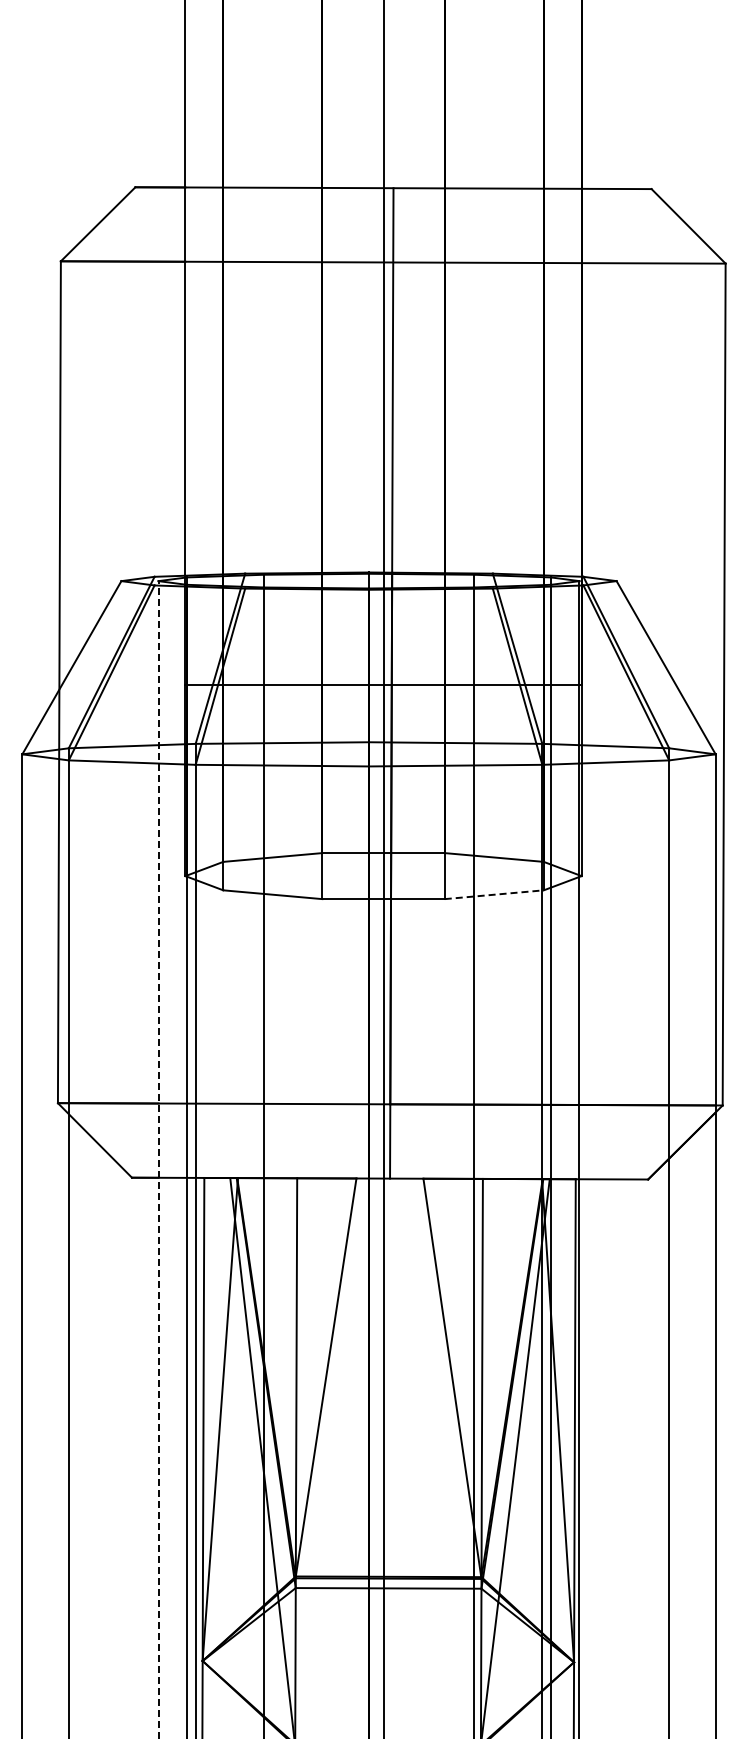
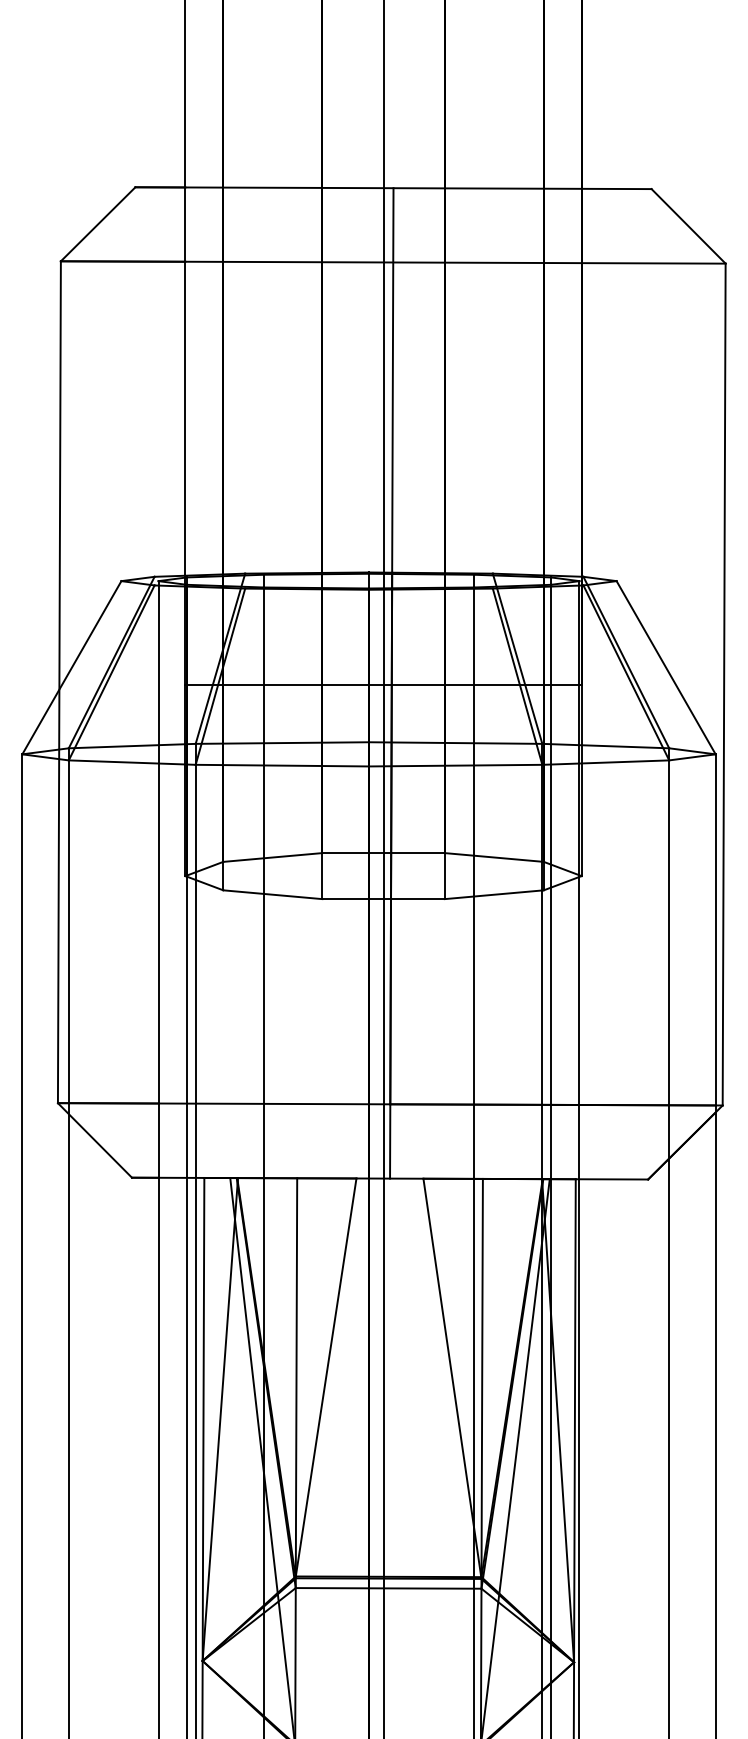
line: dashed -> solid (494, 894)
line: dashed -> solid (158, 1159)
